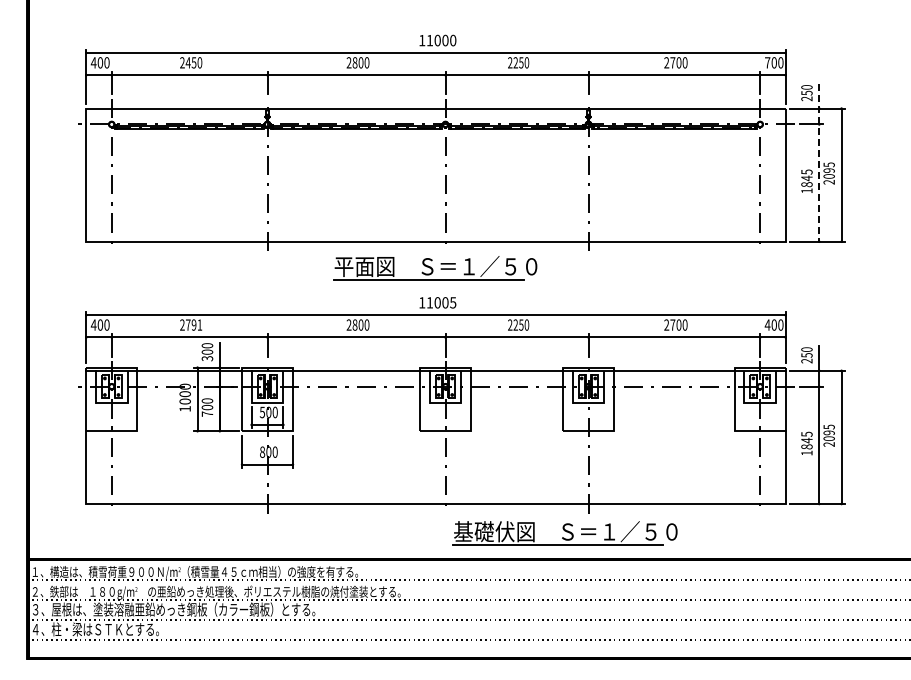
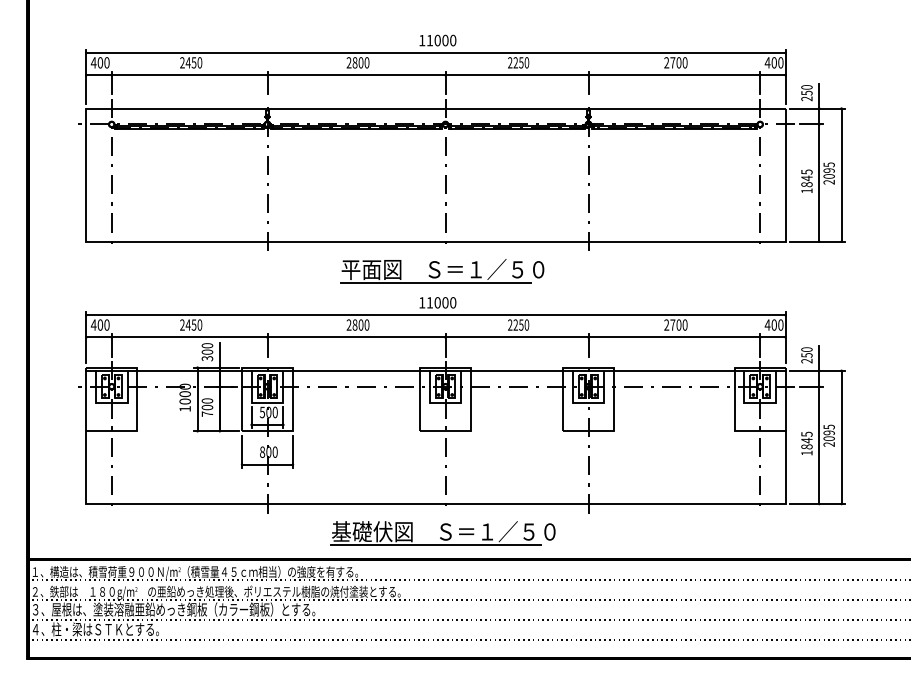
text: 700 -> 400 (767, 62)
line: dashed -> solid (819, 163)
part position: (435, 268) -> (442, 271) (442, 271)
text: 11005 -> 11000 (453, 302)
text: 2791 -> 2450 (193, 324)
part position: (564, 533) -> (442, 533) (442, 533)
